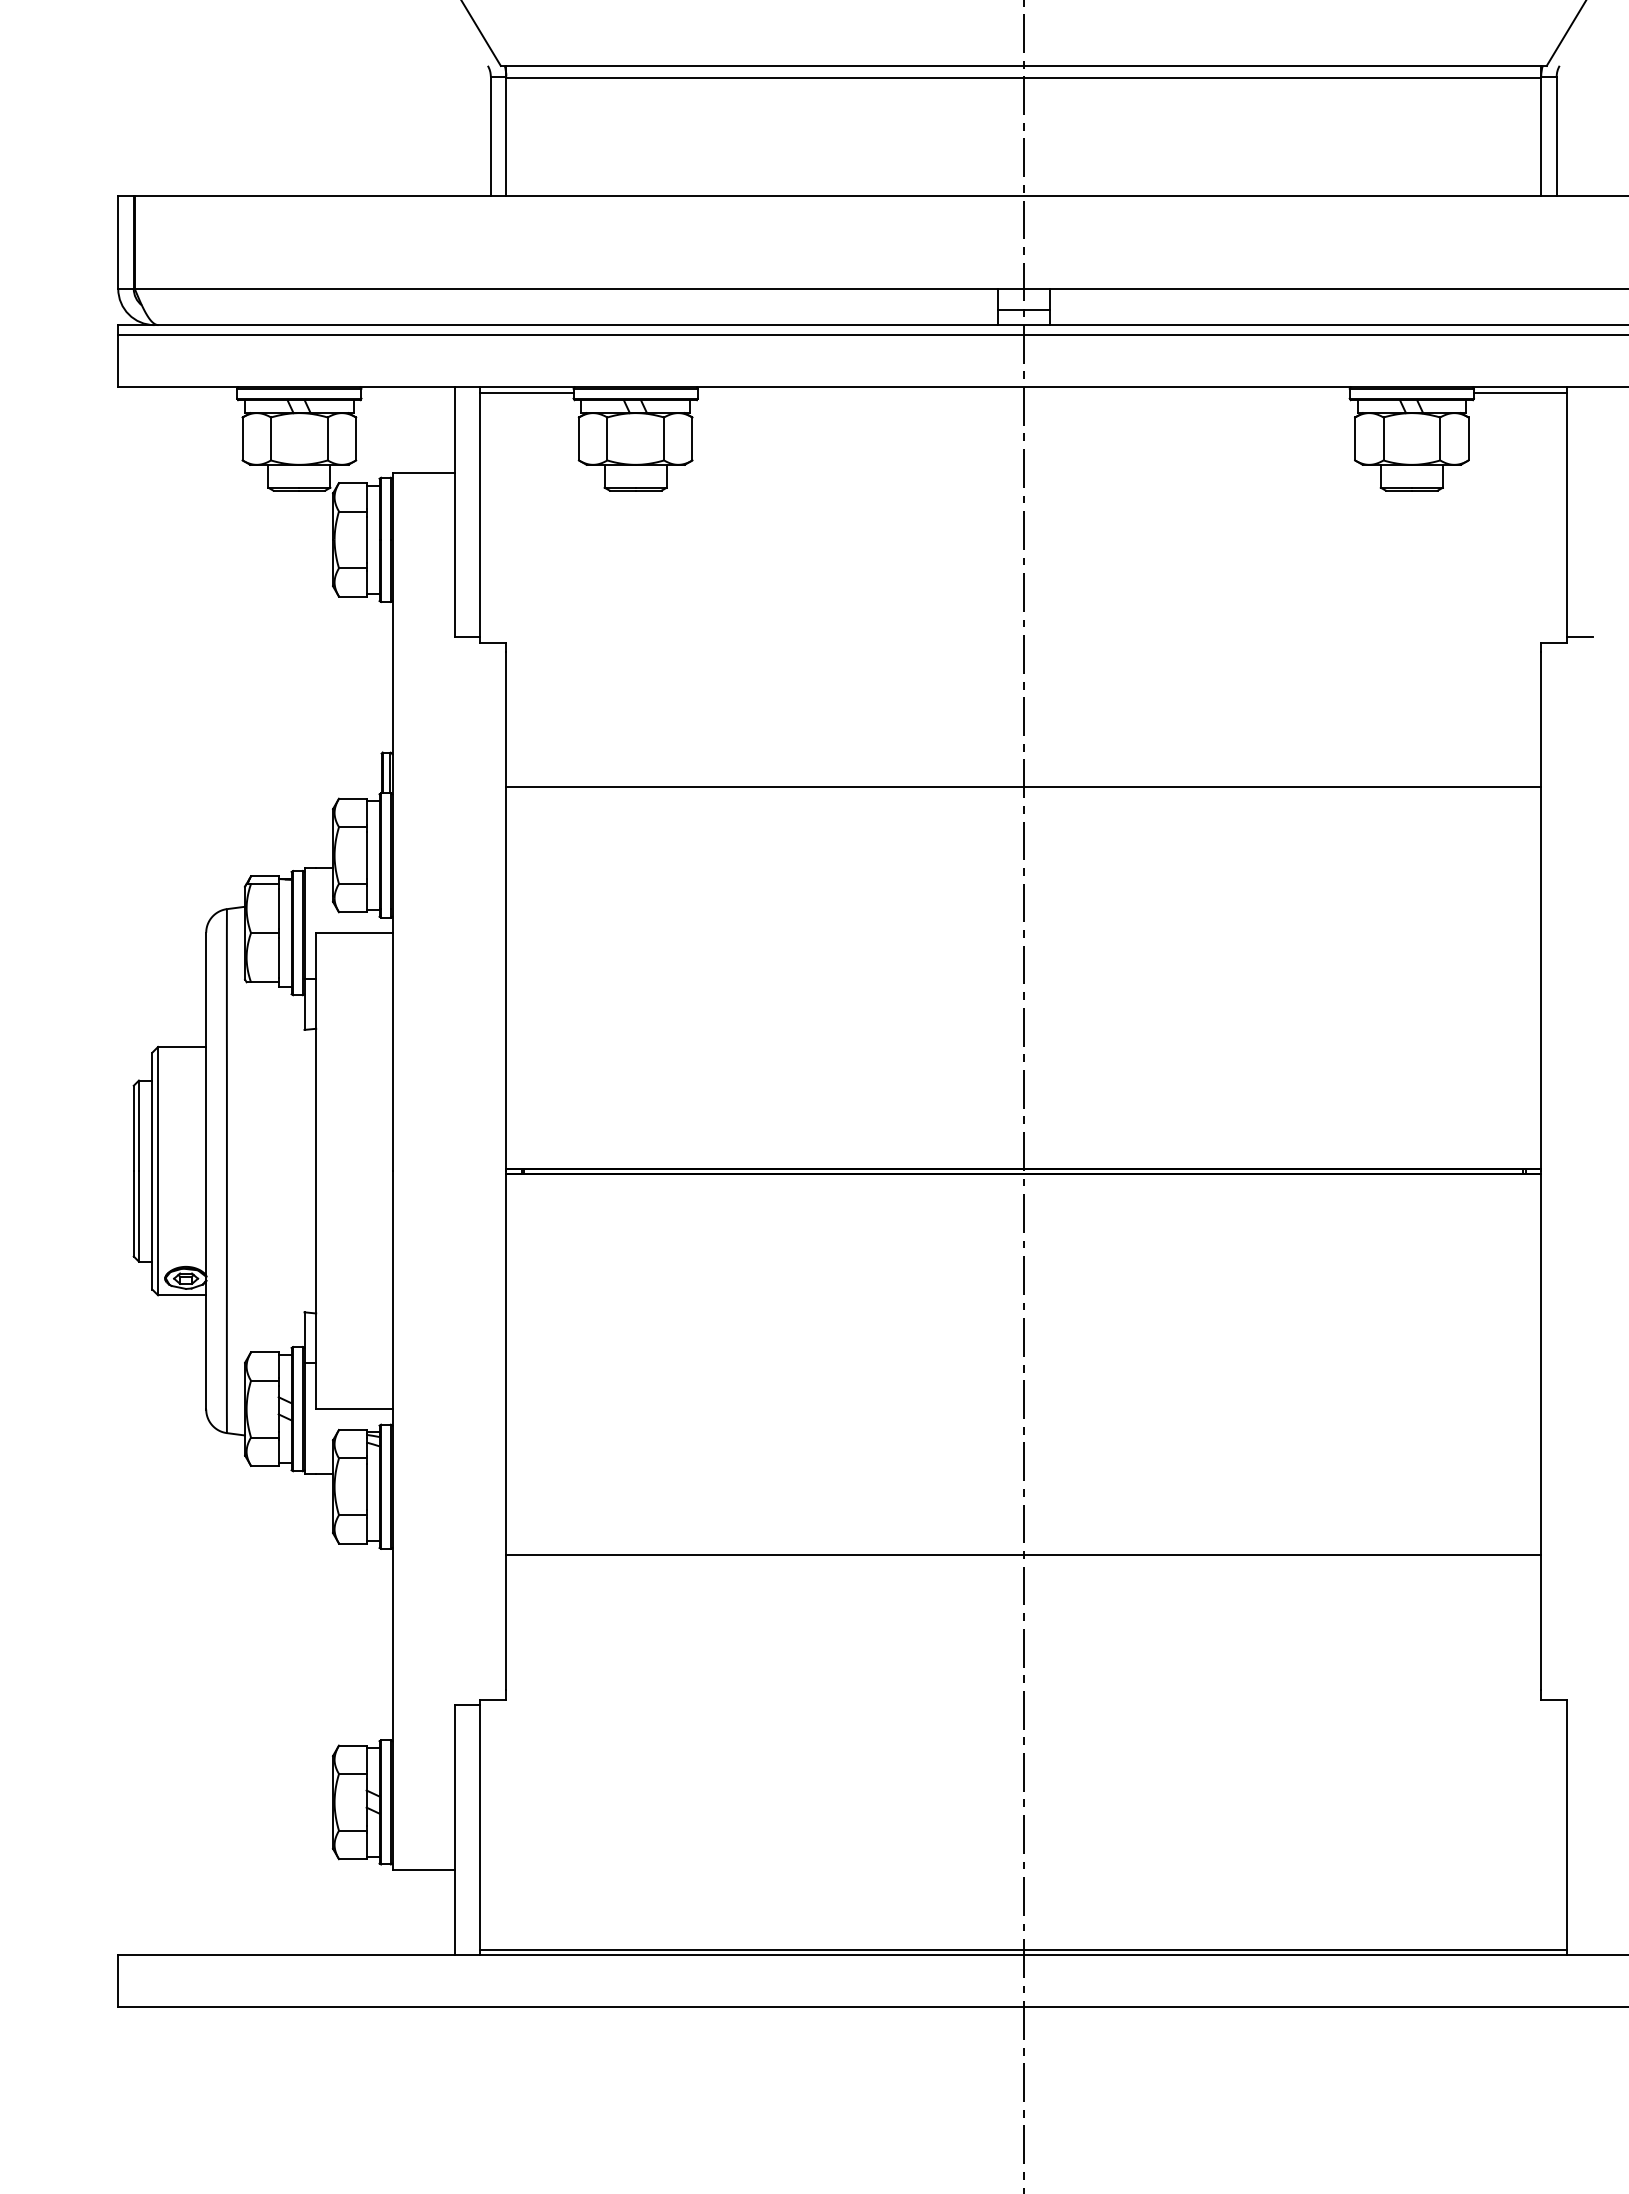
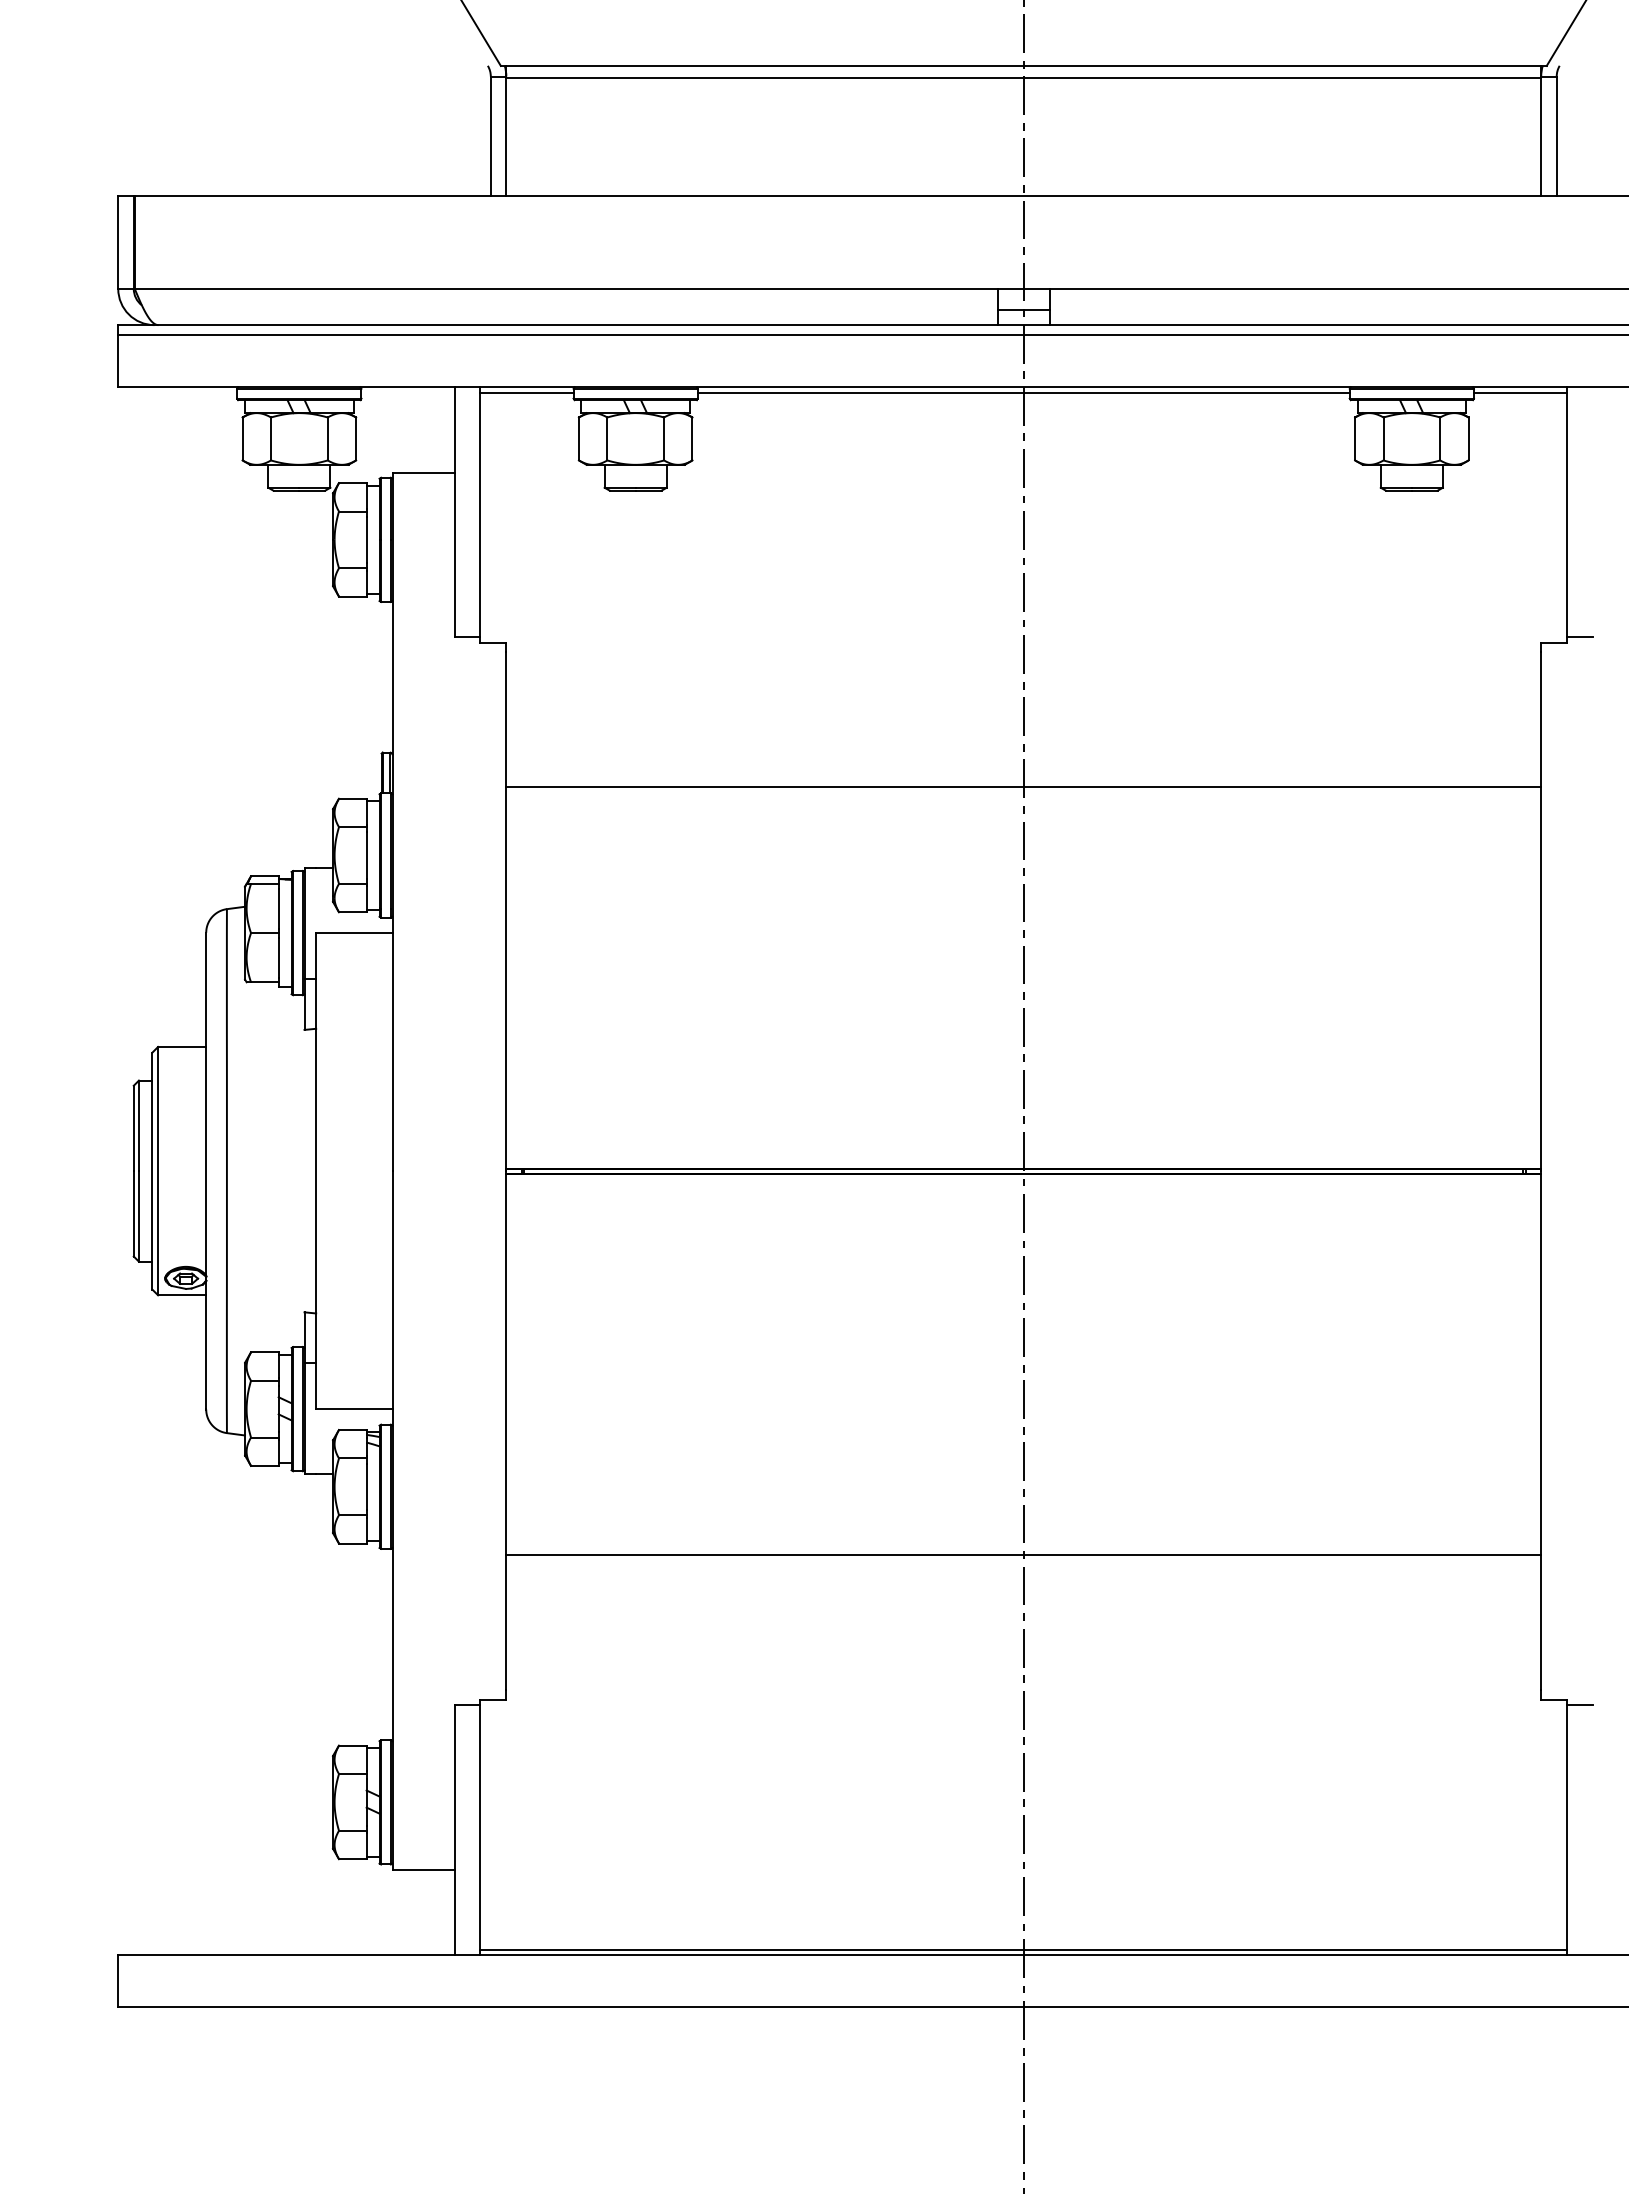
line: none -> present (1023, 392)
line: none -> present (1579, 1705)
